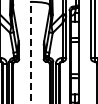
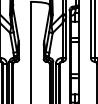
line: dashed -> solid (30, 52)
